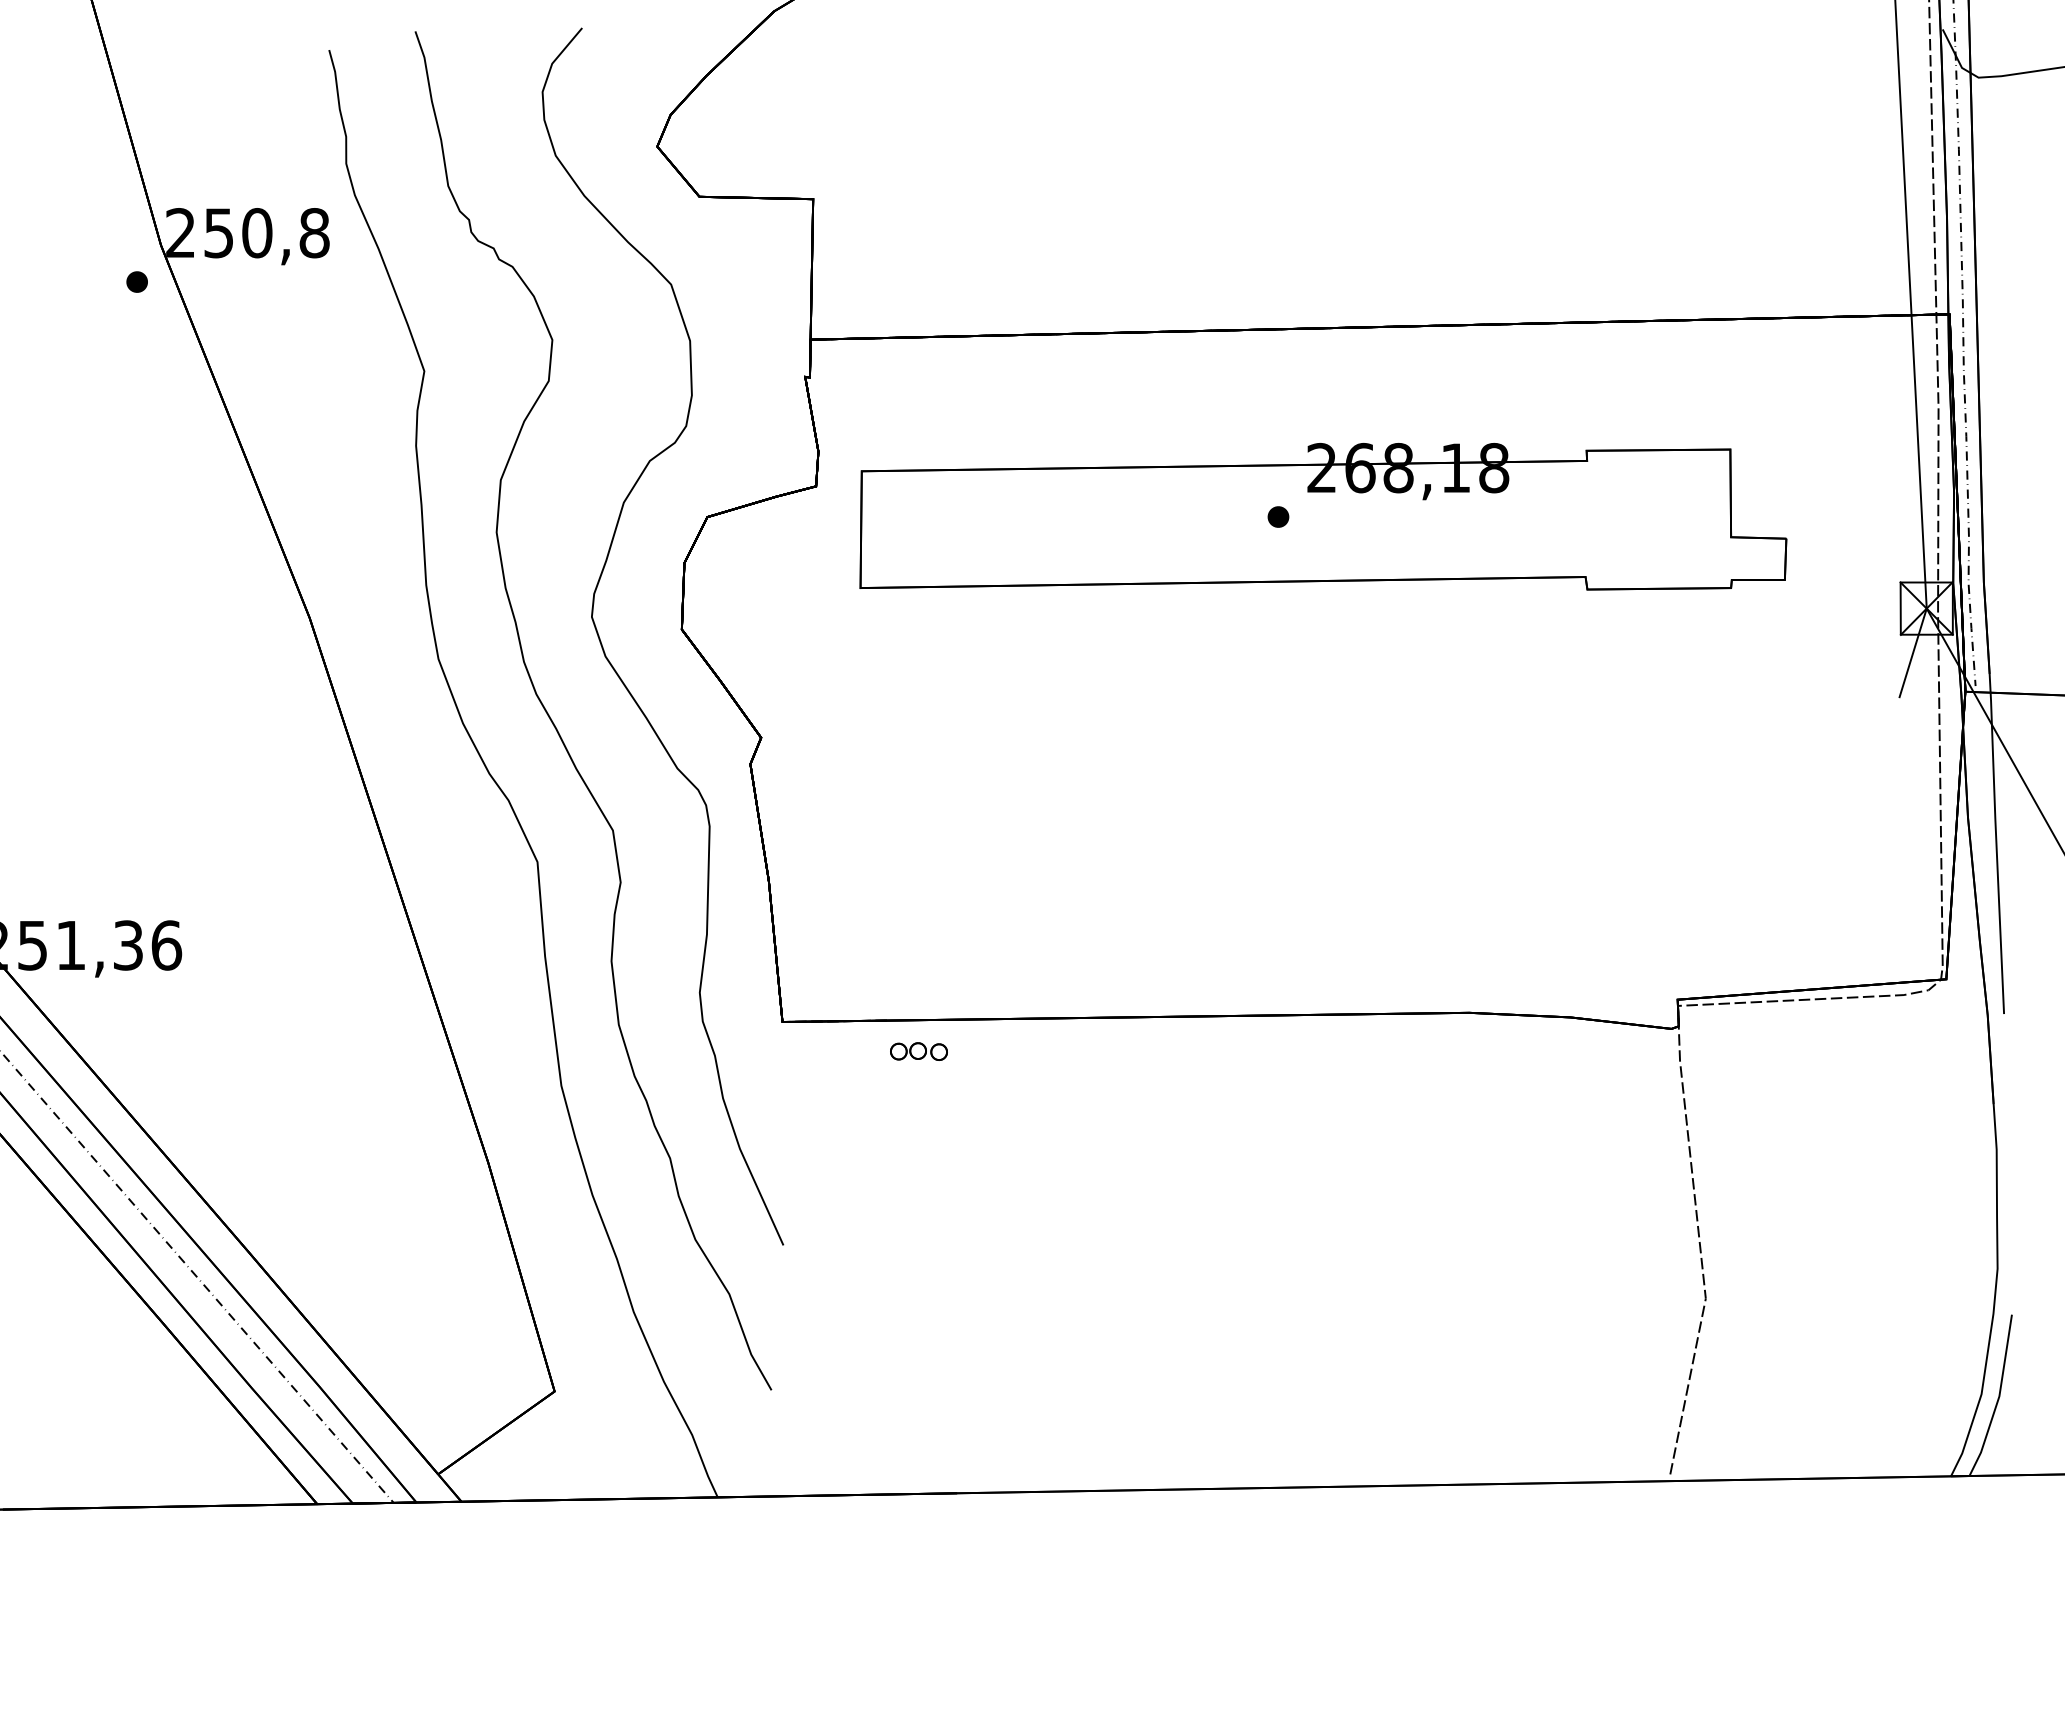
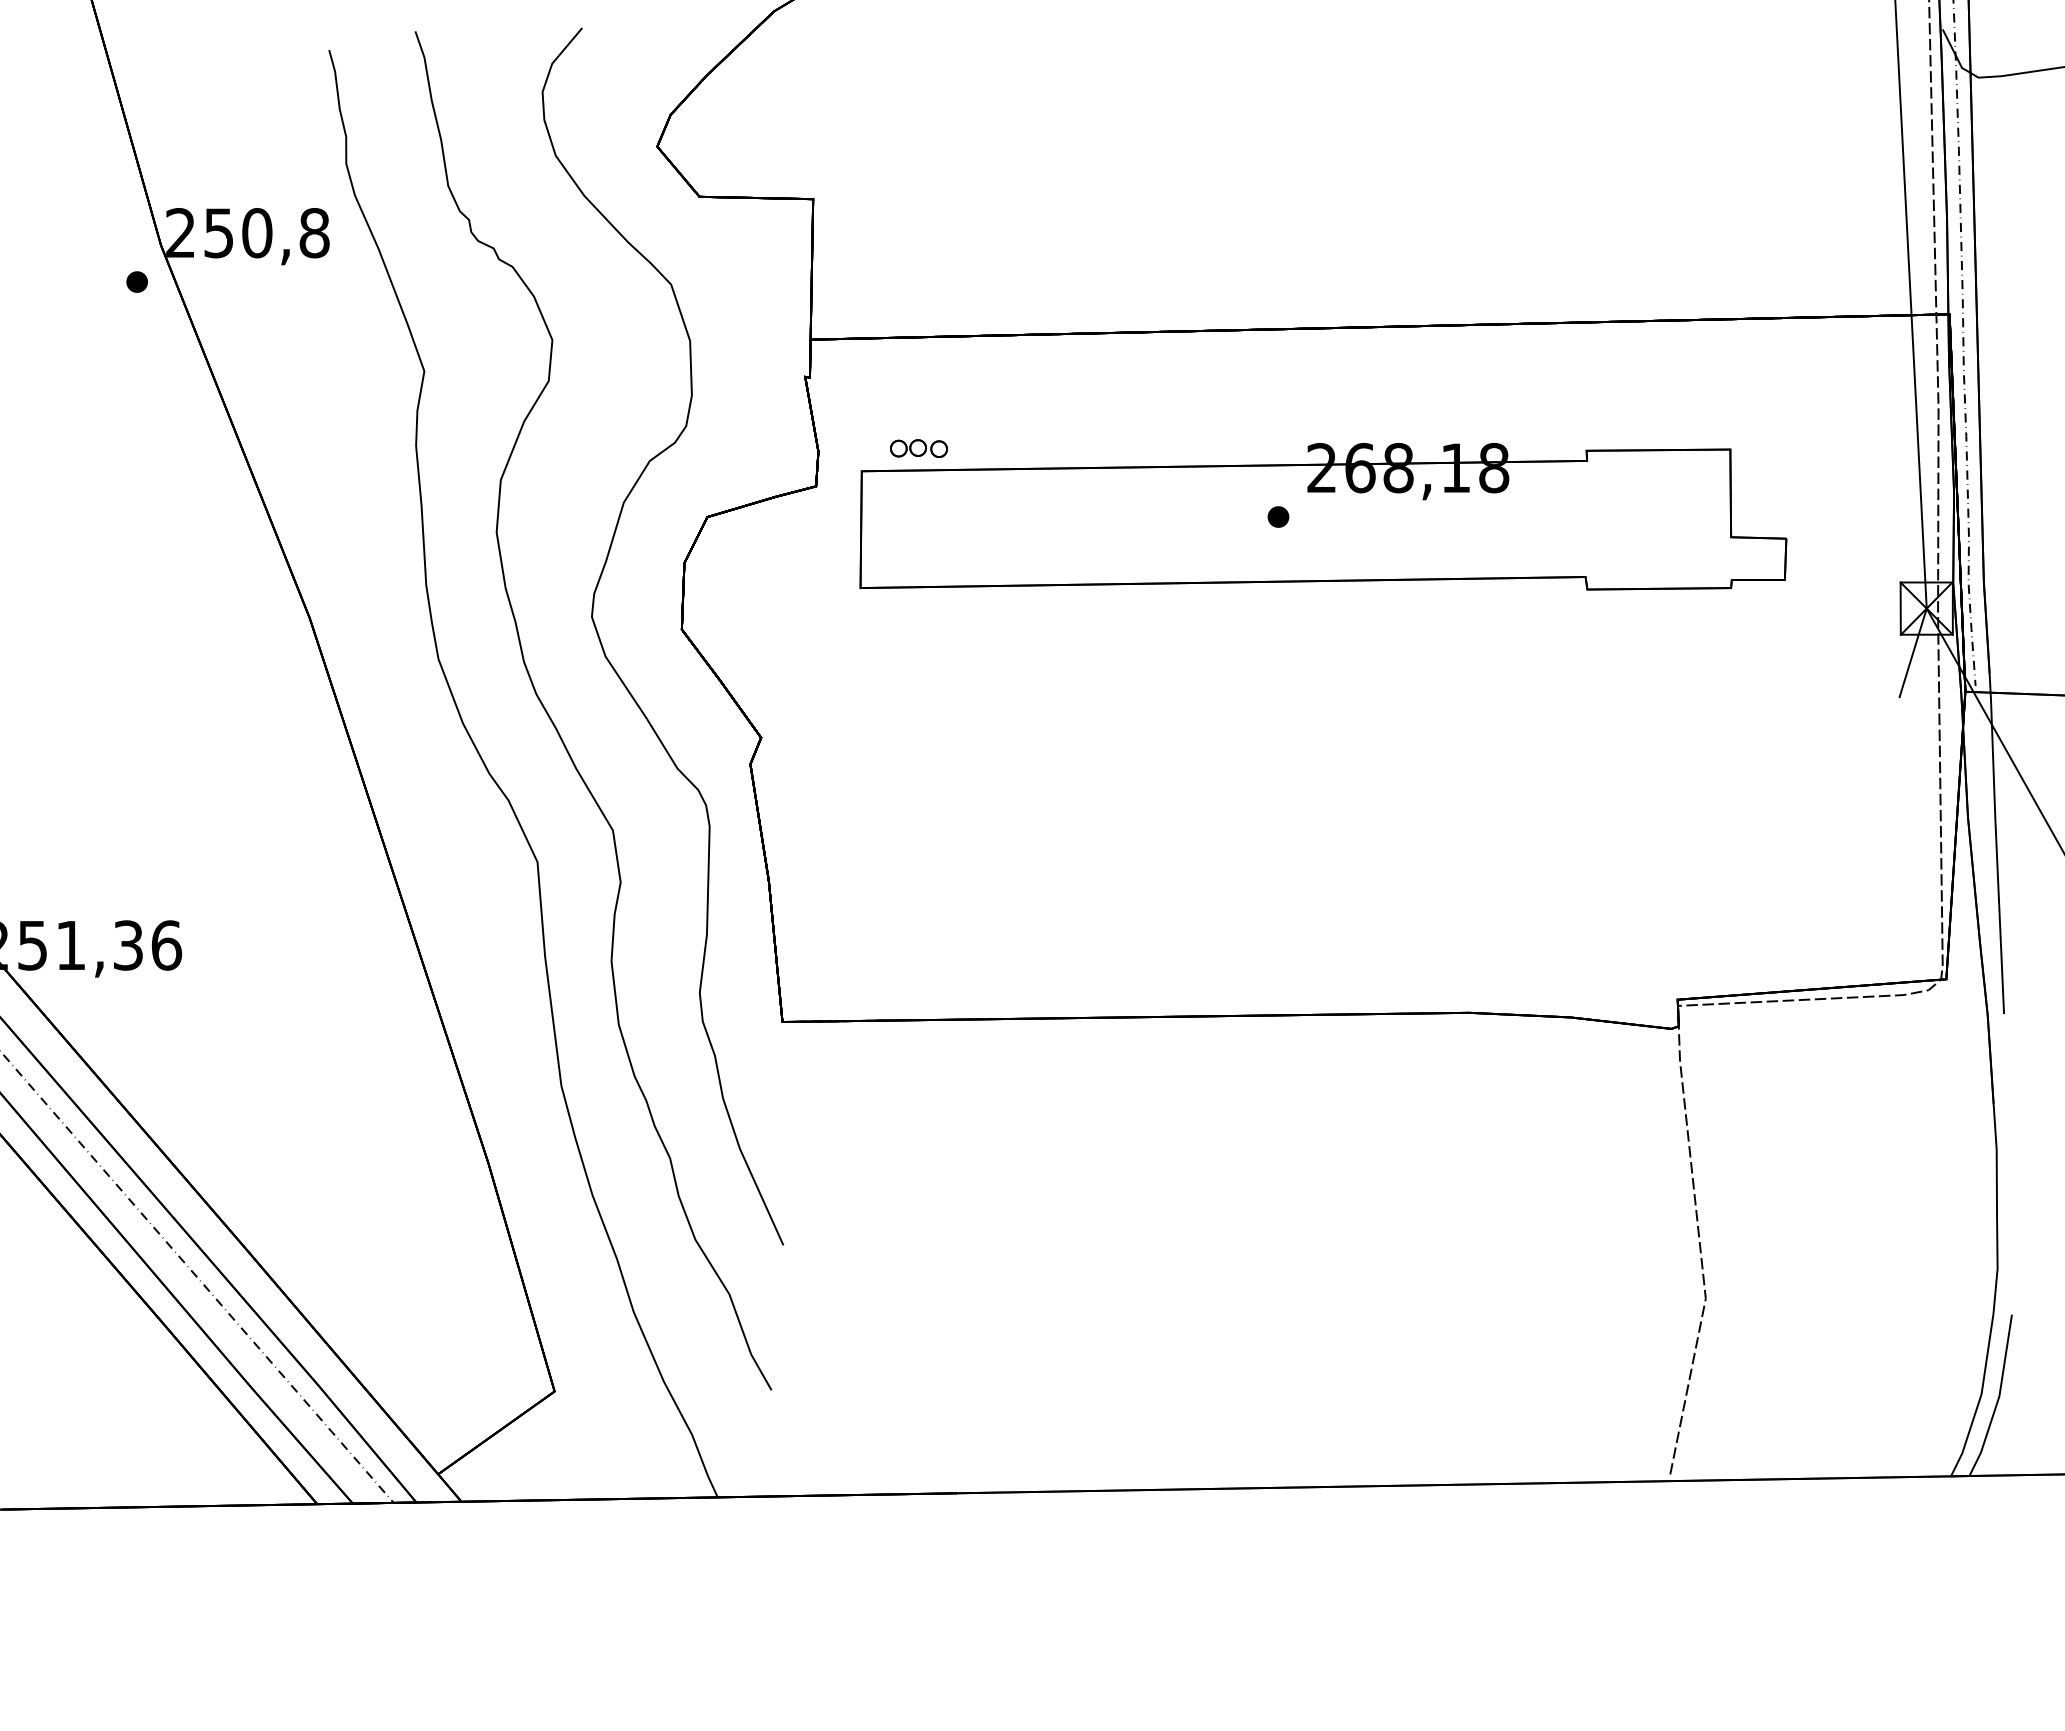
part position: (918, 1051) -> (918, 448) (918, 448)
